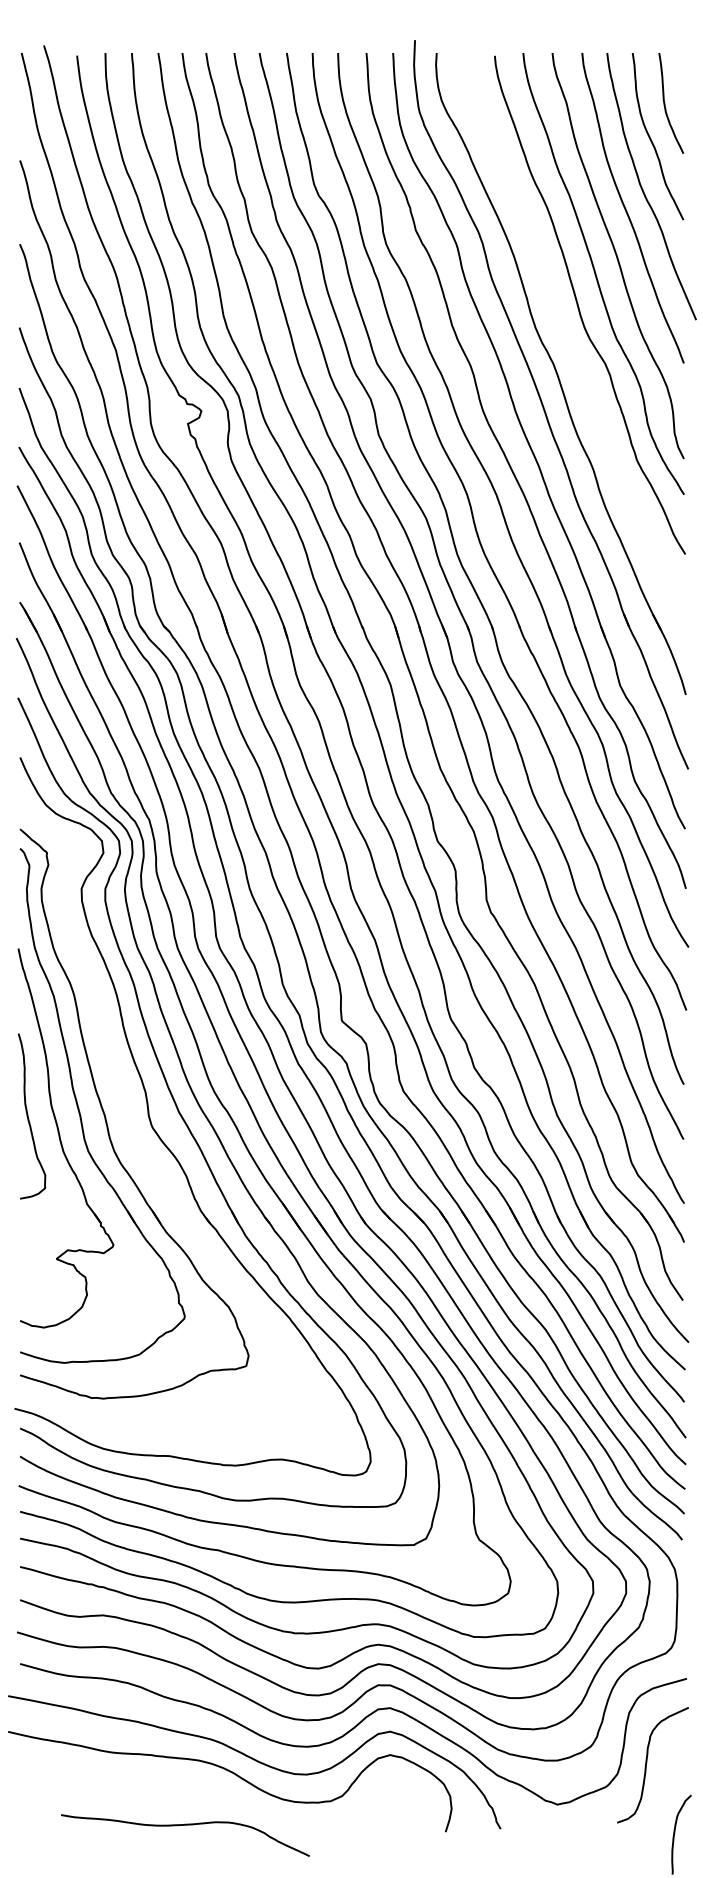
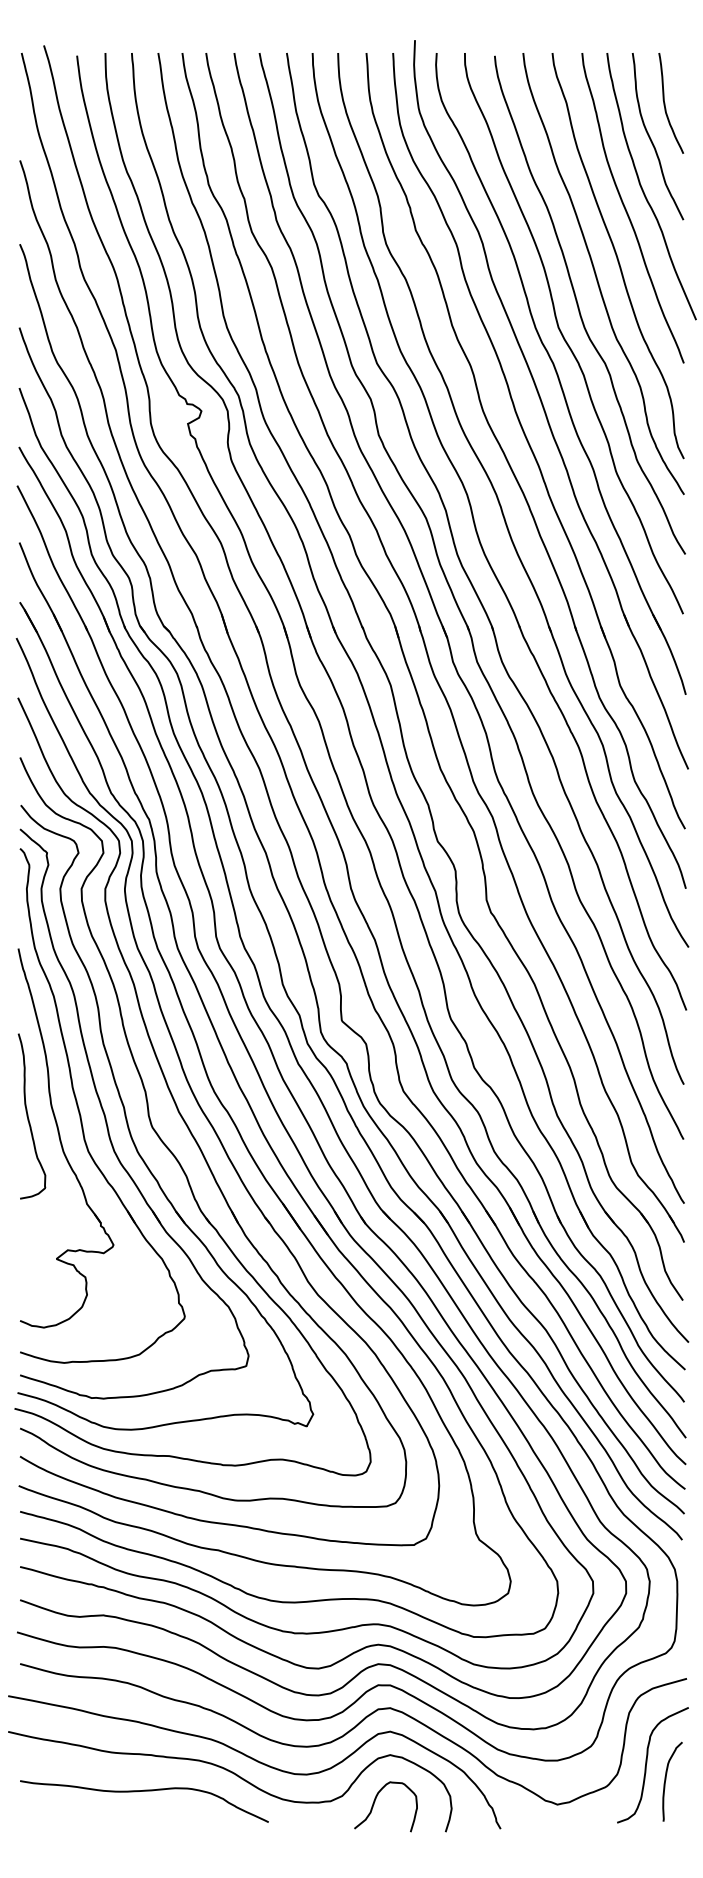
curve: none -> present (565, 338)
part: none -> present (128, 1122)
curve: none -> present (375, 1801)
curve position: (185, 1825) -> (144, 1791) (144, 1791)
curve position: (675, 1833) -> (666, 1780) (666, 1780)
